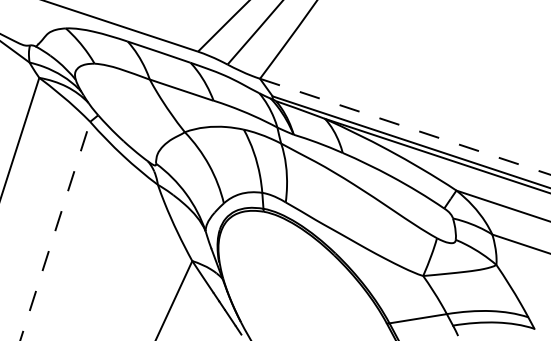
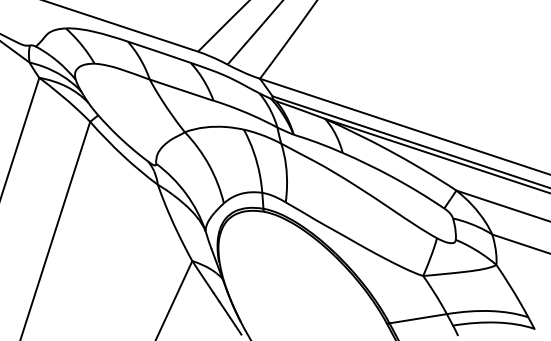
line: dashed -> solid (405, 126)
line: dashed -> solid (55, 231)
